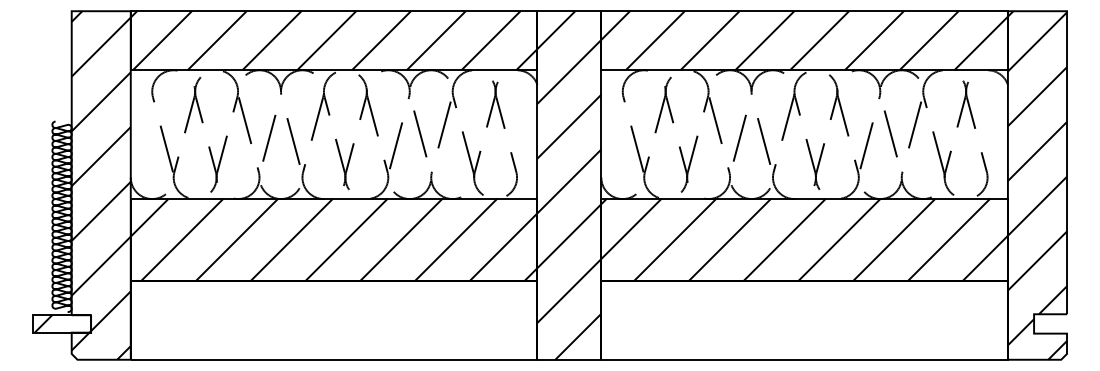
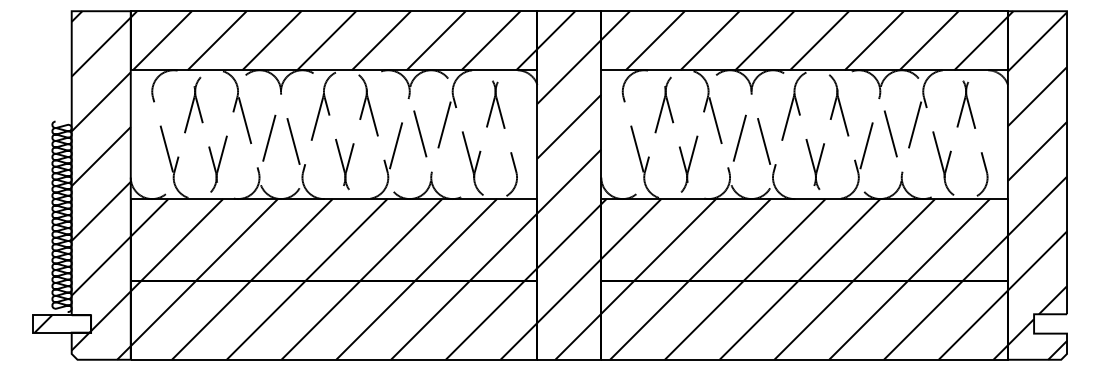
hatch: none -> present (333, 320)
hatch: none -> present (804, 320)
